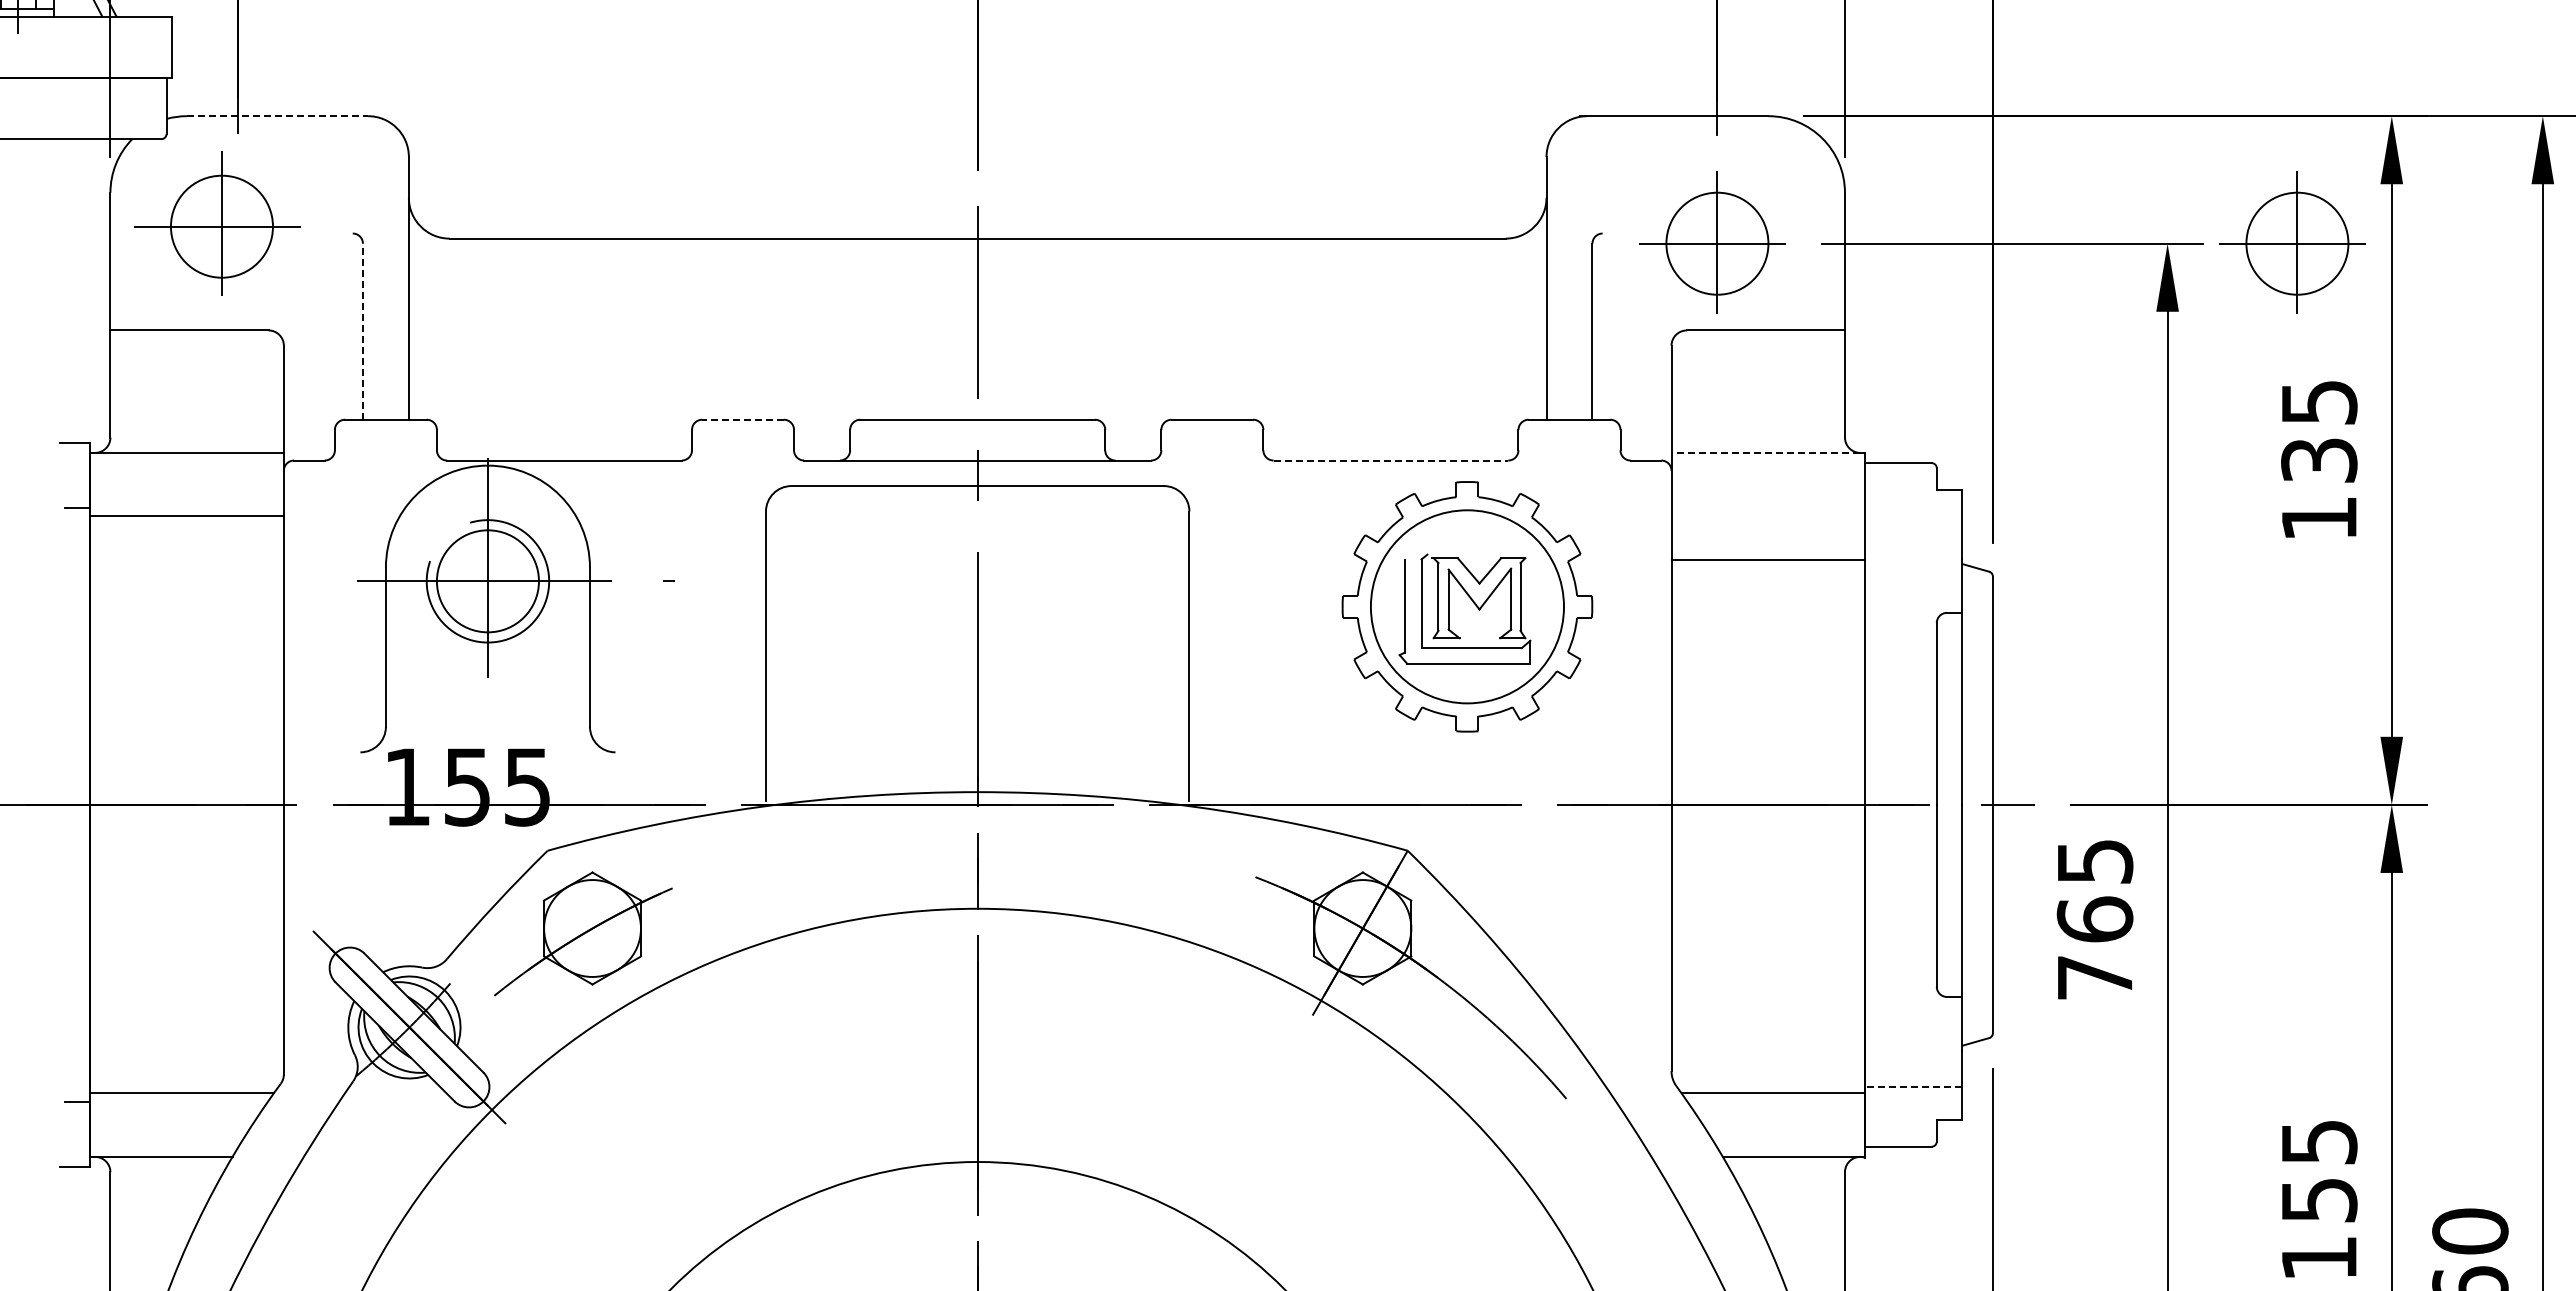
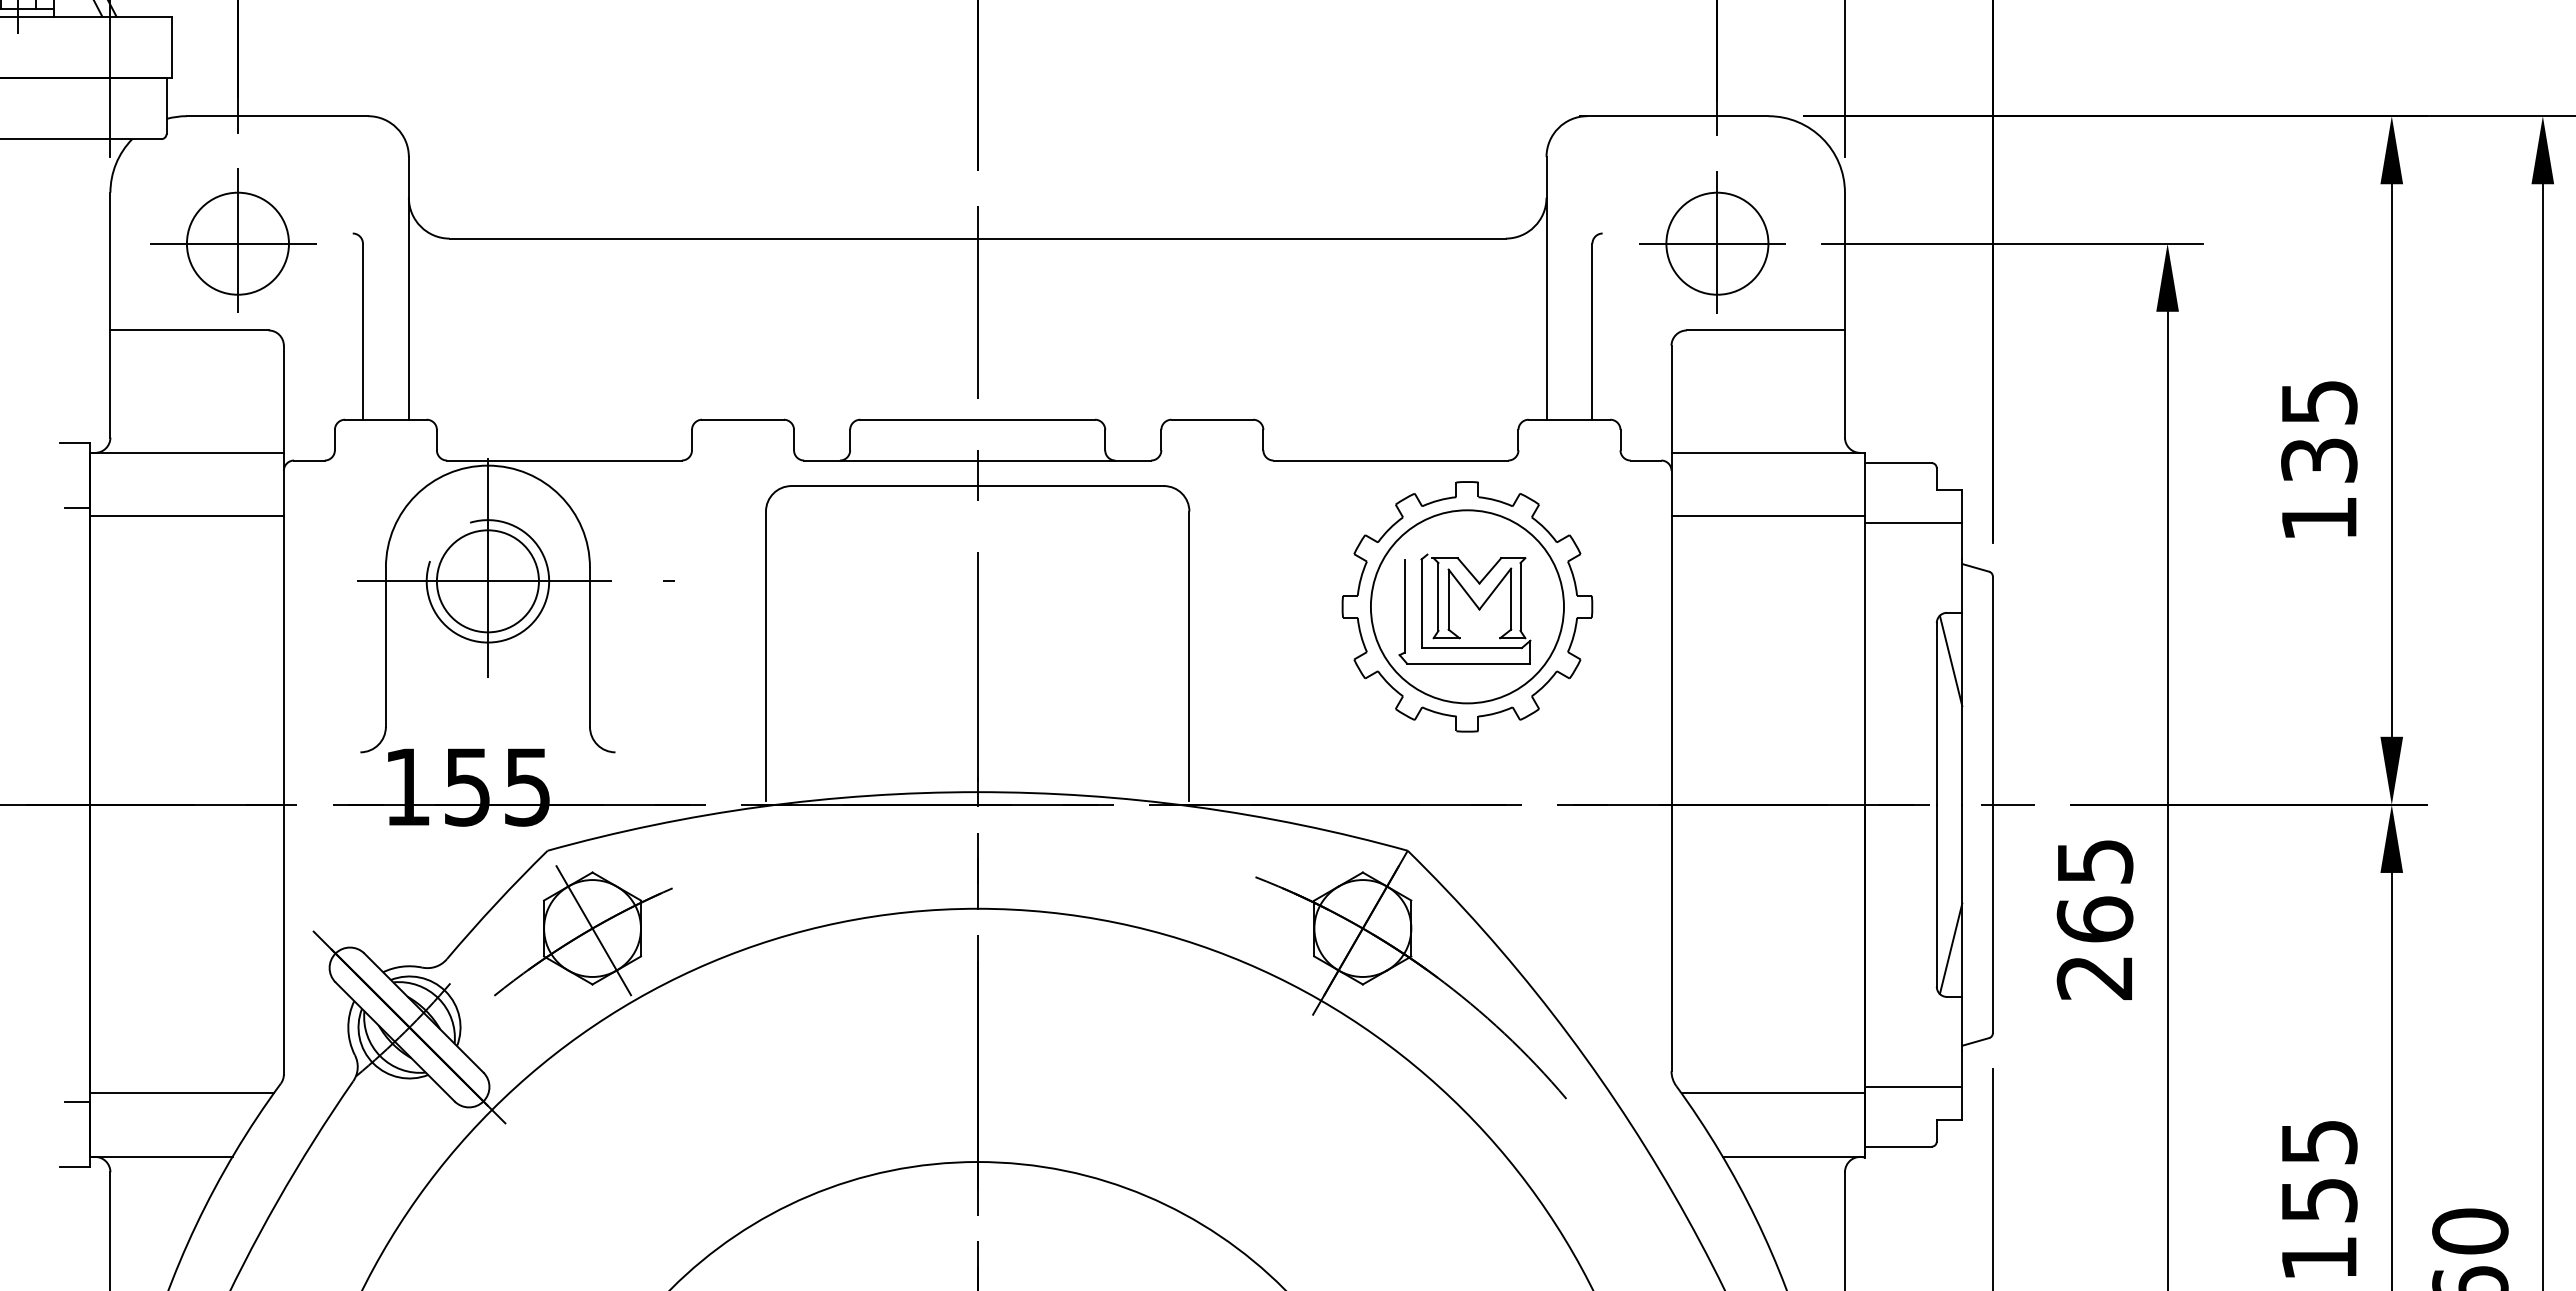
line: dashed -> solid (277, 116)
part position: (217, 223) -> (233, 240) (233, 240)
part: present -> none (2292, 242)
line: dashed -> solid (362, 331)
line: dashed -> solid (743, 419)
line: dashed -> solid (1765, 452)
line: dashed -> solid (1391, 460)
line: none -> present (1913, 522)
line position: (1768, 560) -> (1768, 516) (1768, 516)
line: none -> present (1950, 660)
line: none -> present (593, 930)
line: none -> present (1950, 948)
text: 765 -> 265 (2093, 978)
line: dashed -> solid (1913, 1086)
